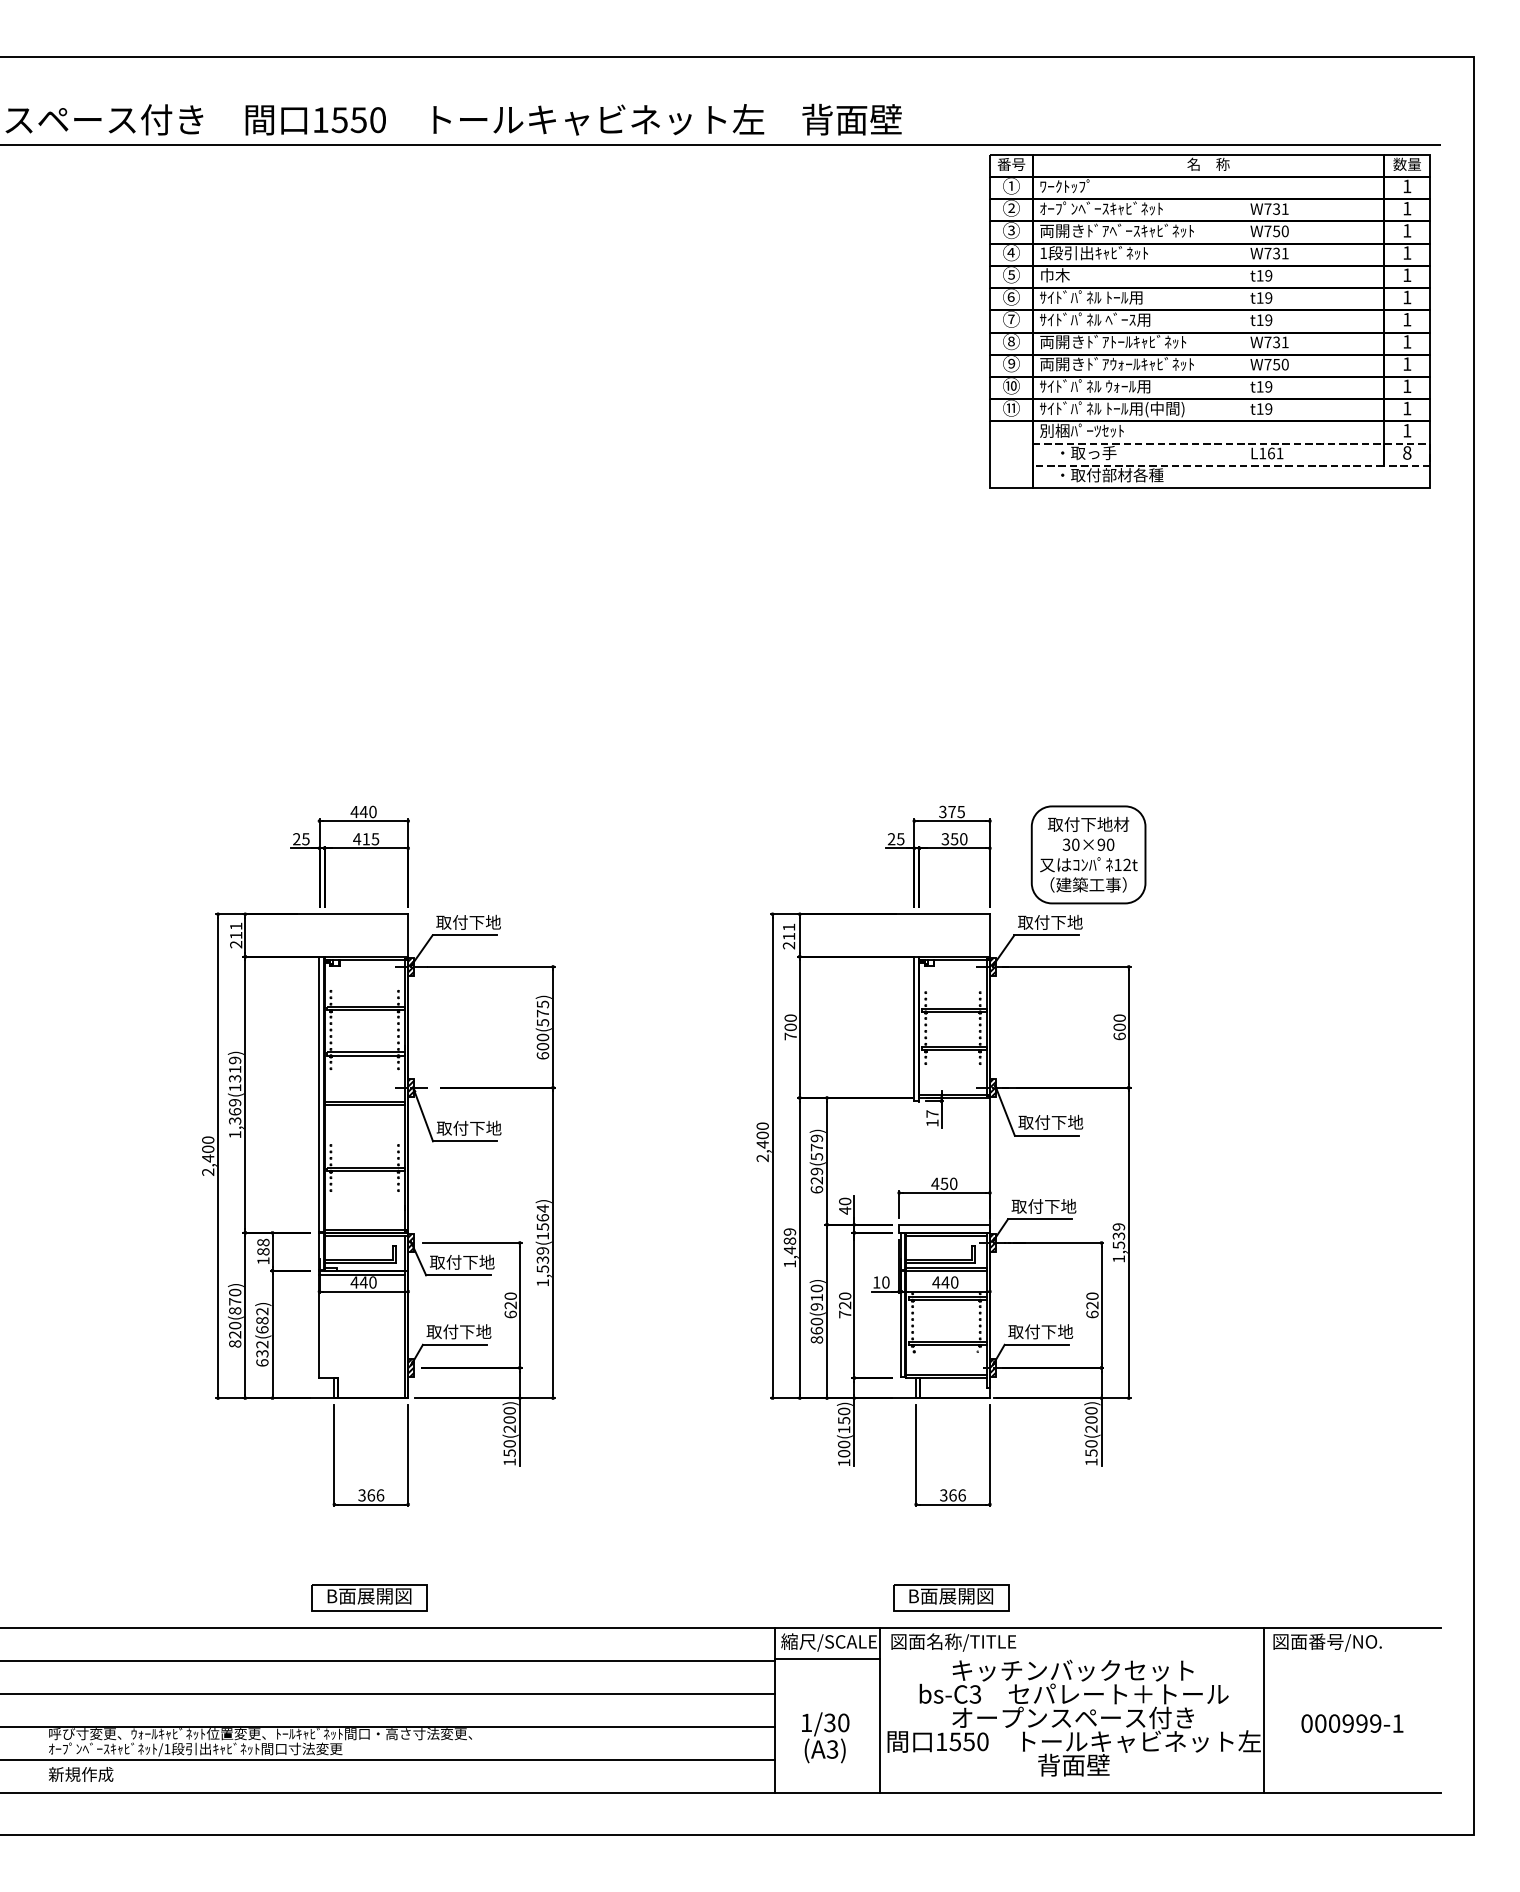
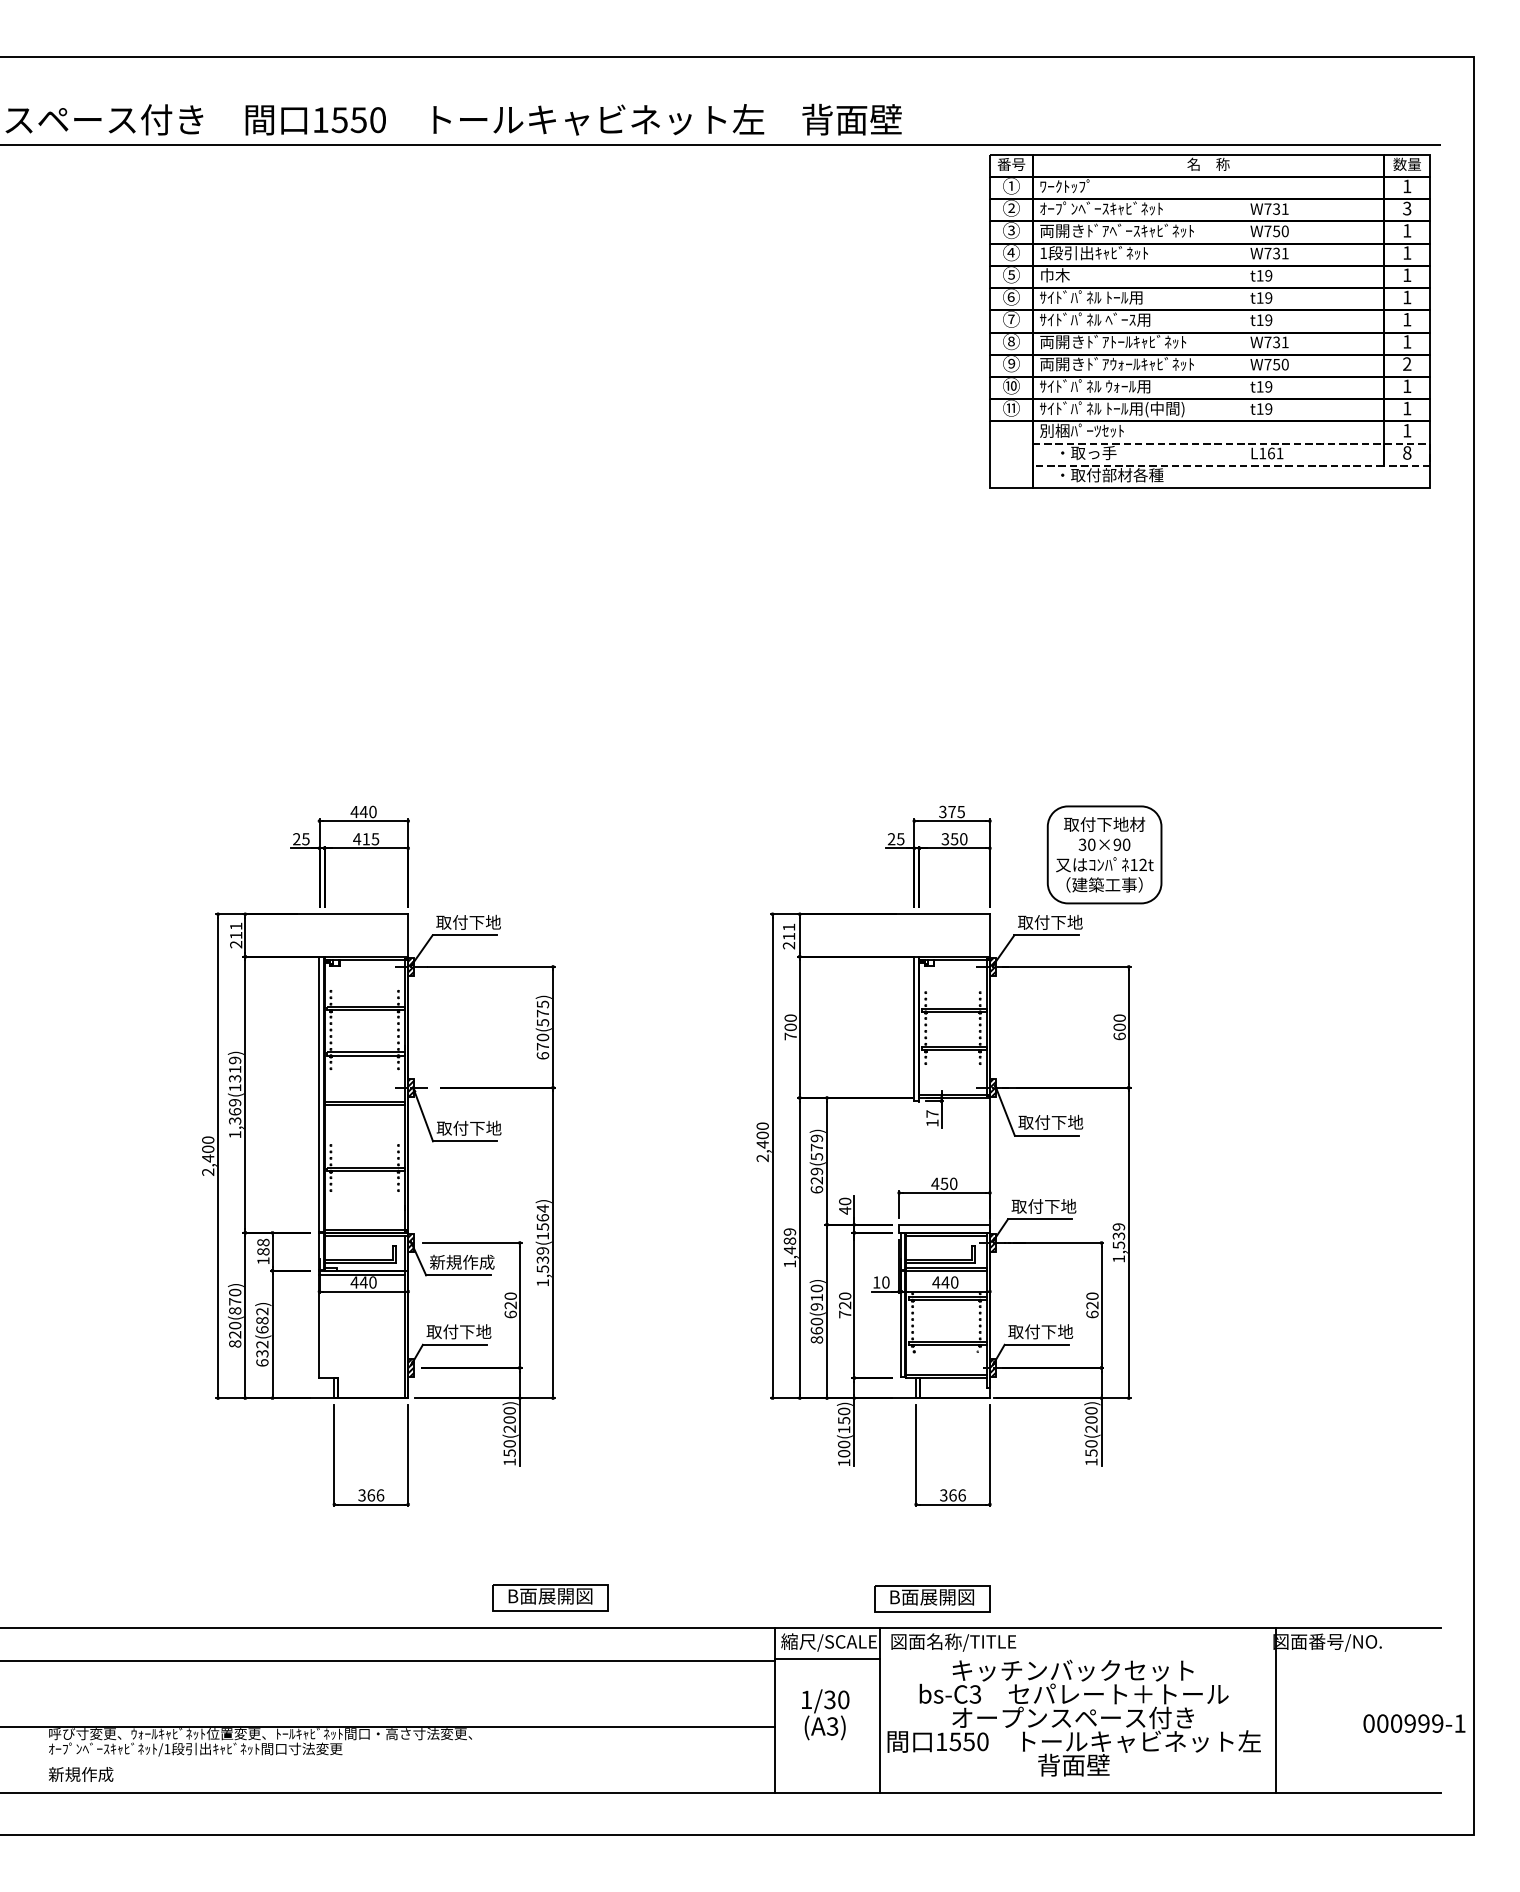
text: 1 -> 3 (1407, 208)
text: 1 -> 2 (1407, 363)
part position: (1088, 854) -> (1104, 854) (1104, 854)
text: 600(575) -> 670(575) (542, 1046)
text: 取付下地 -> 新規作成 (462, 1261)
part position: (369, 1597) -> (550, 1597) (550, 1597)
part position: (951, 1597) -> (932, 1598) (932, 1598)
line: present -> none (388, 1693)
line position: (1263, 1710) -> (1275, 1710) (1275, 1710)
text position: (1352, 1723) -> (1414, 1723) (1414, 1723)
text position: (825, 1737) -> (825, 1714) (825, 1714)
line: present -> none (388, 1759)
